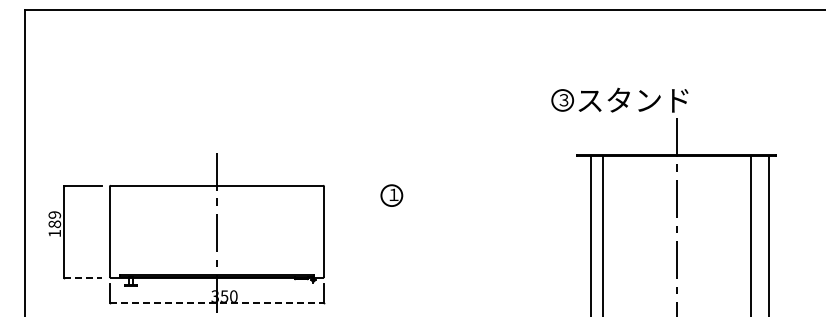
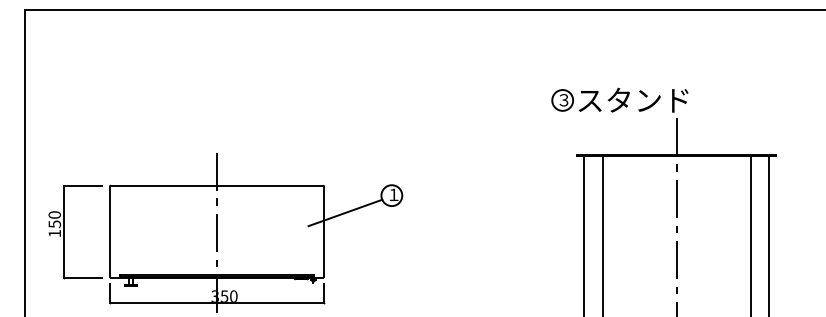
line: none -> present (345, 212)
text: 189 -> 150 (54, 219)
line position: (591, 234) -> (584, 234) (584, 234)
line: dashed -> solid (83, 277)
line: dashed -> solid (217, 303)
